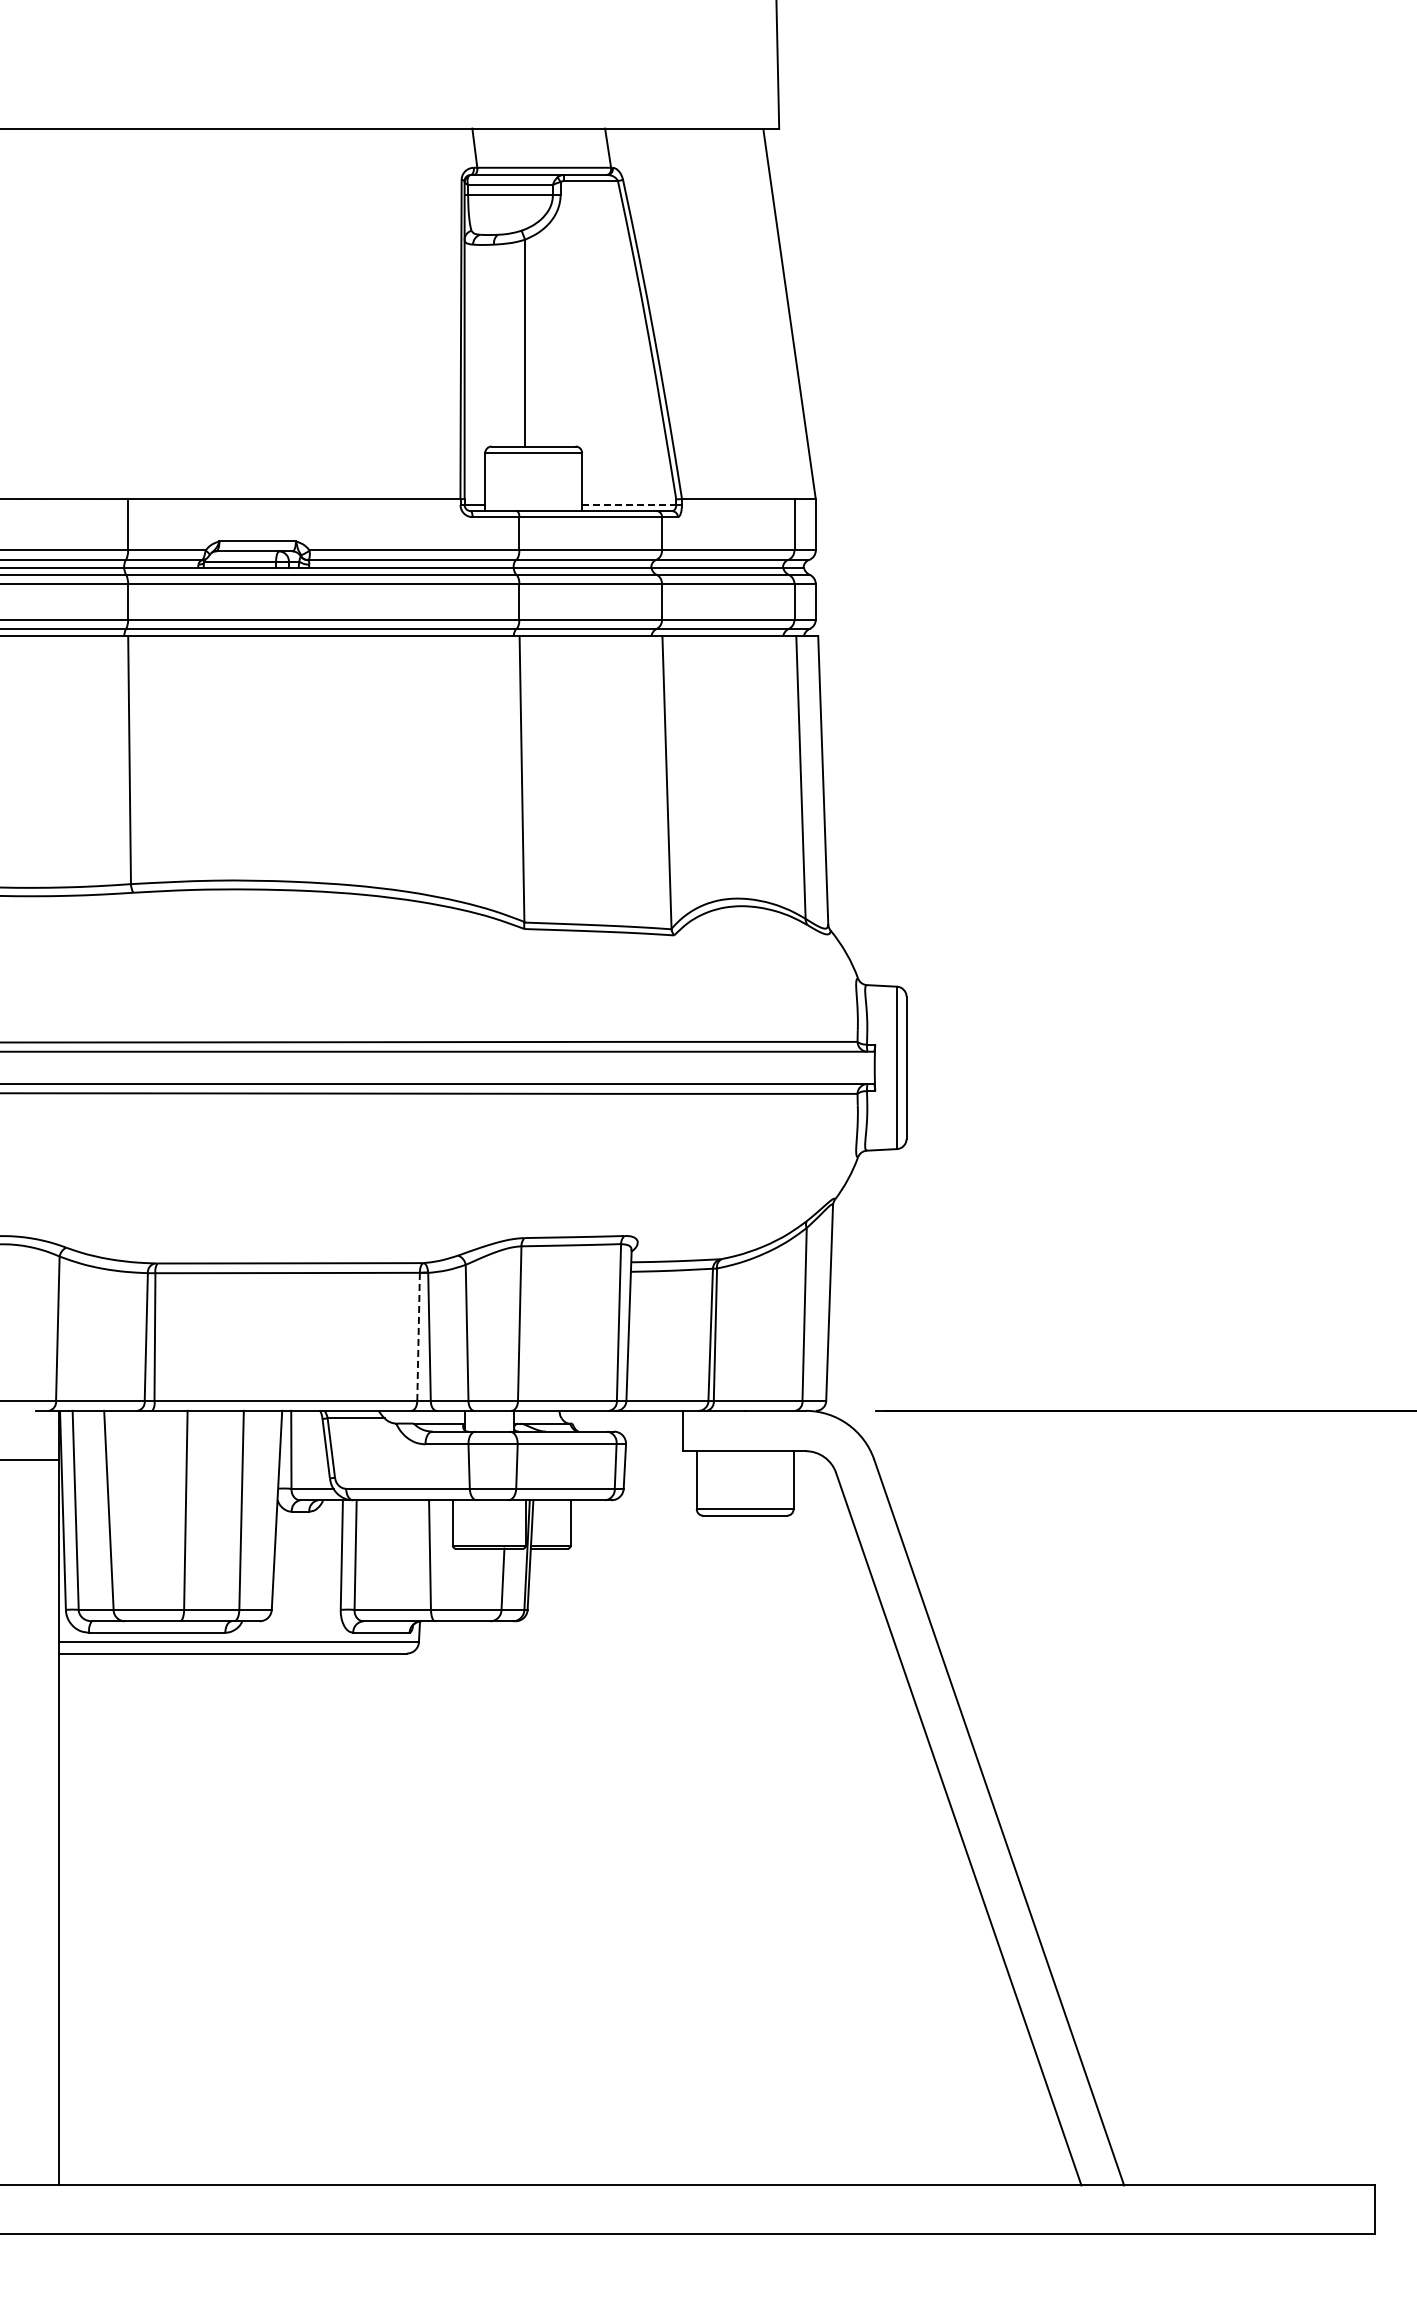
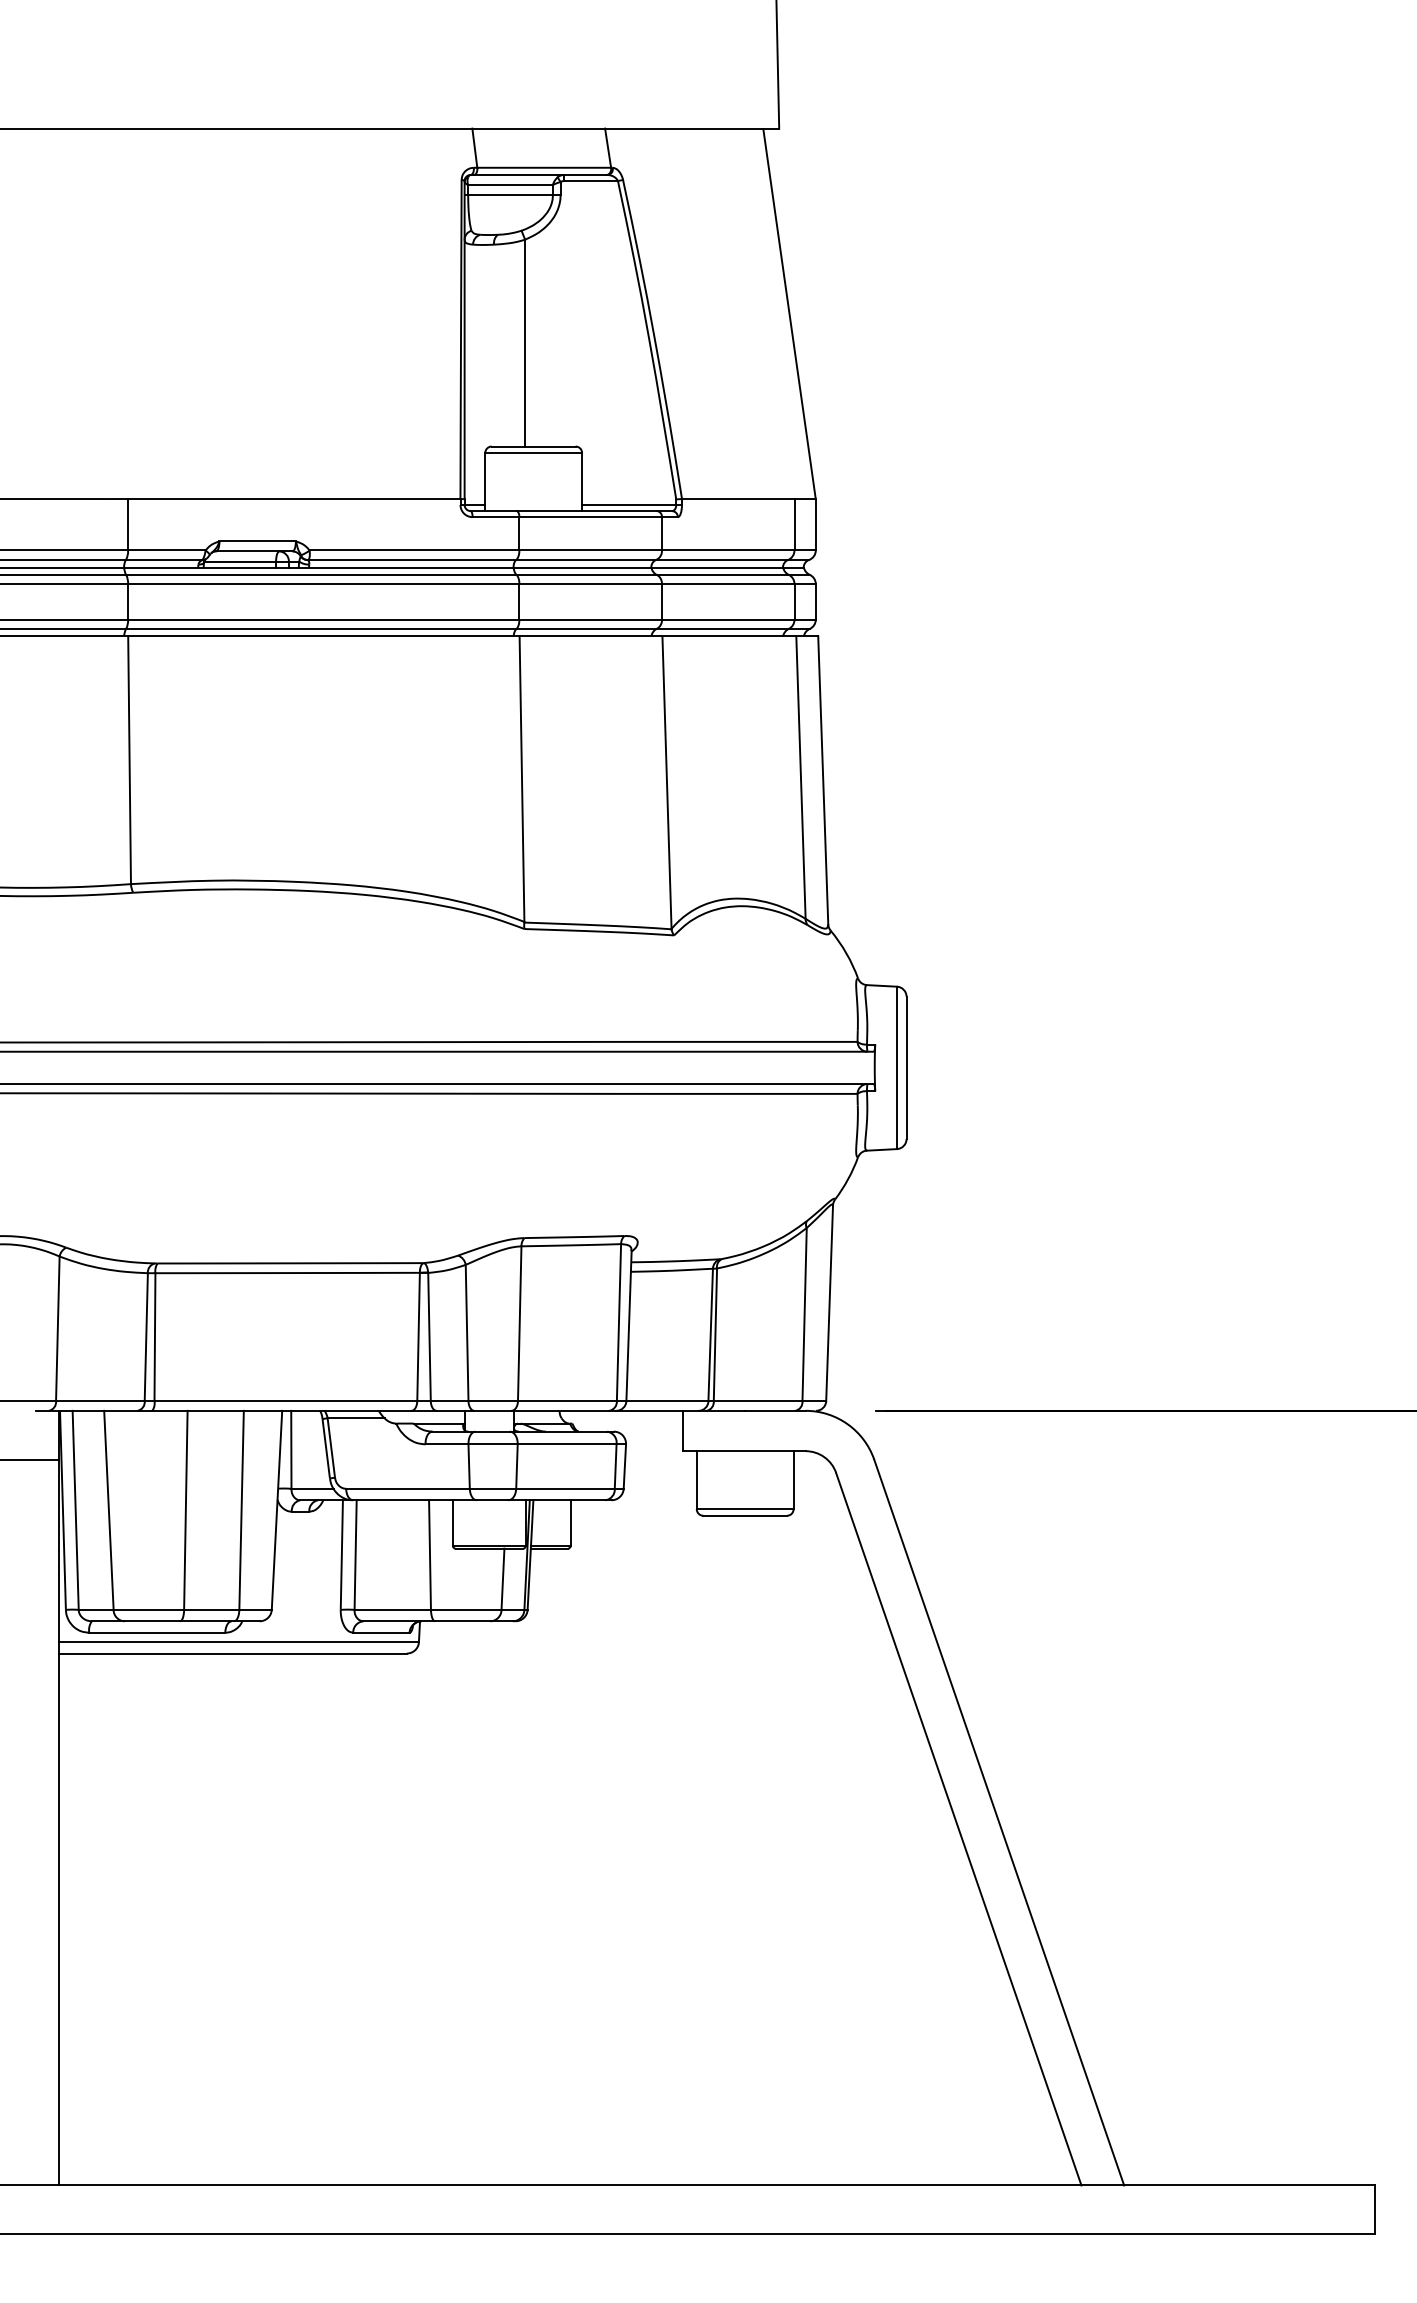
line: dashed -> solid (629, 505)
line: dashed -> solid (418, 1337)
